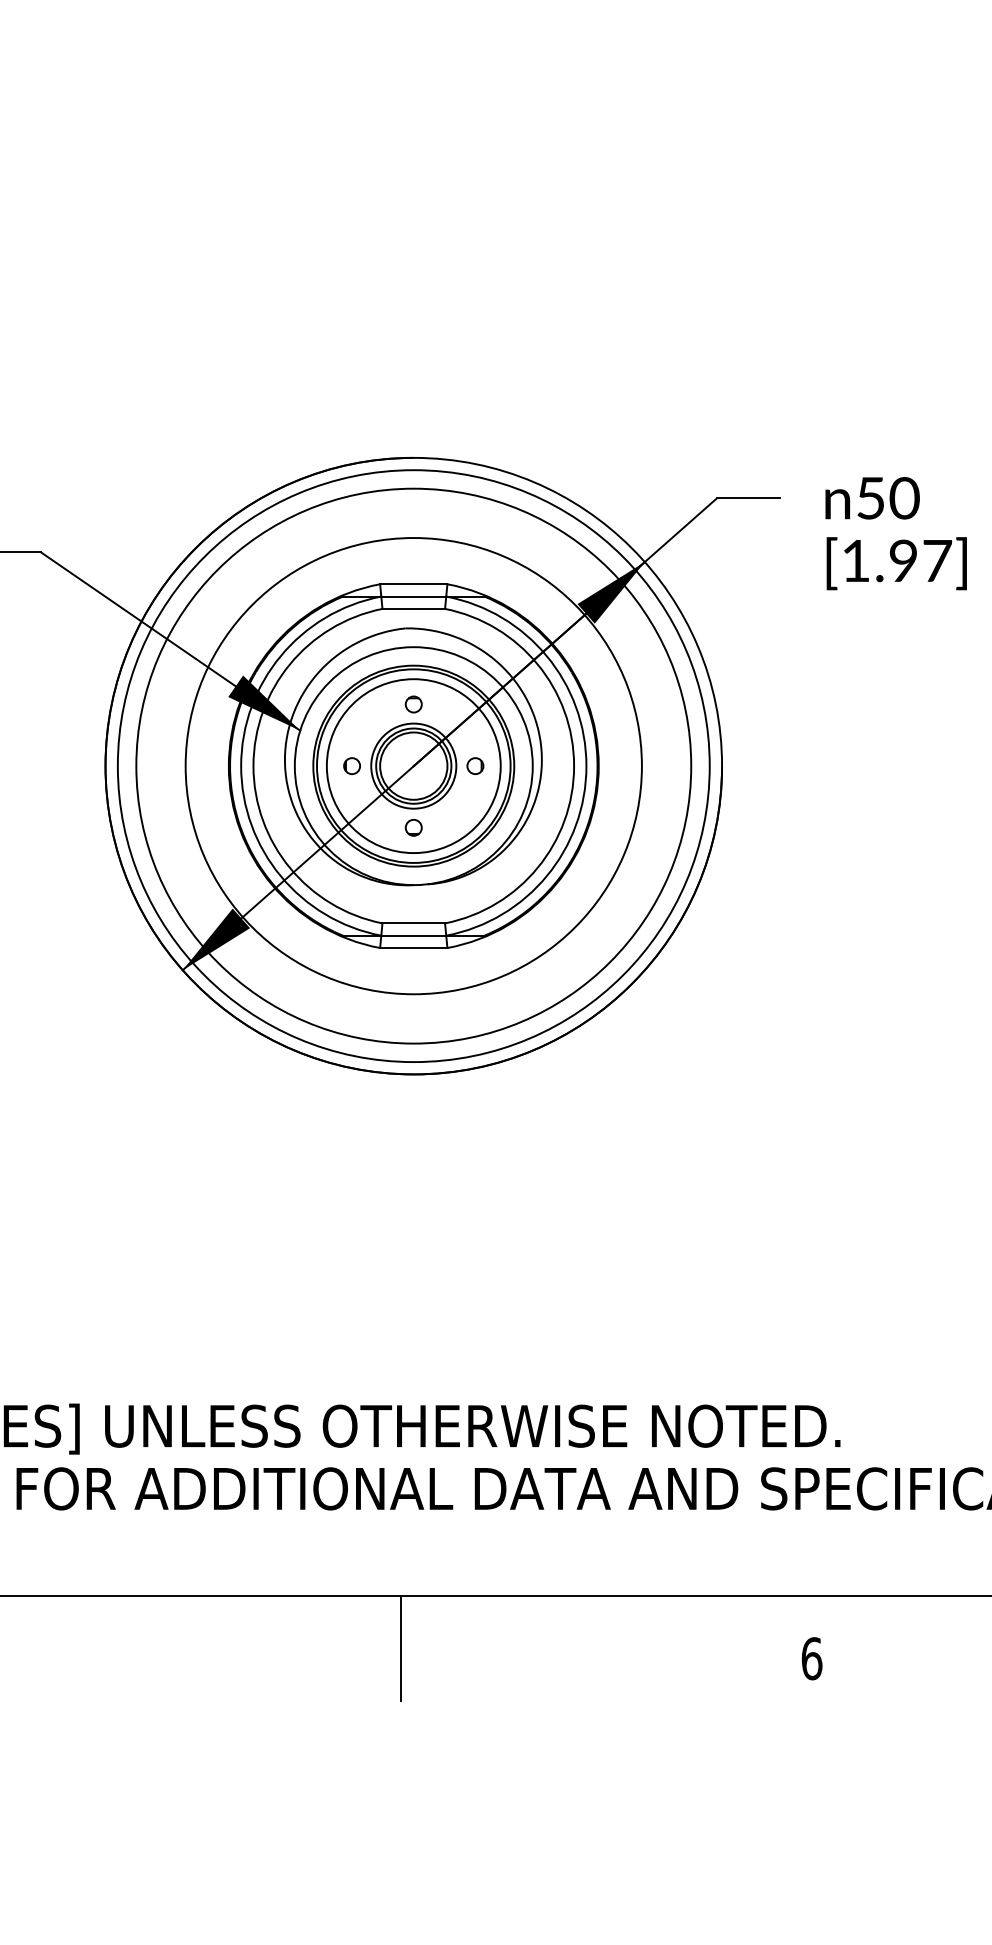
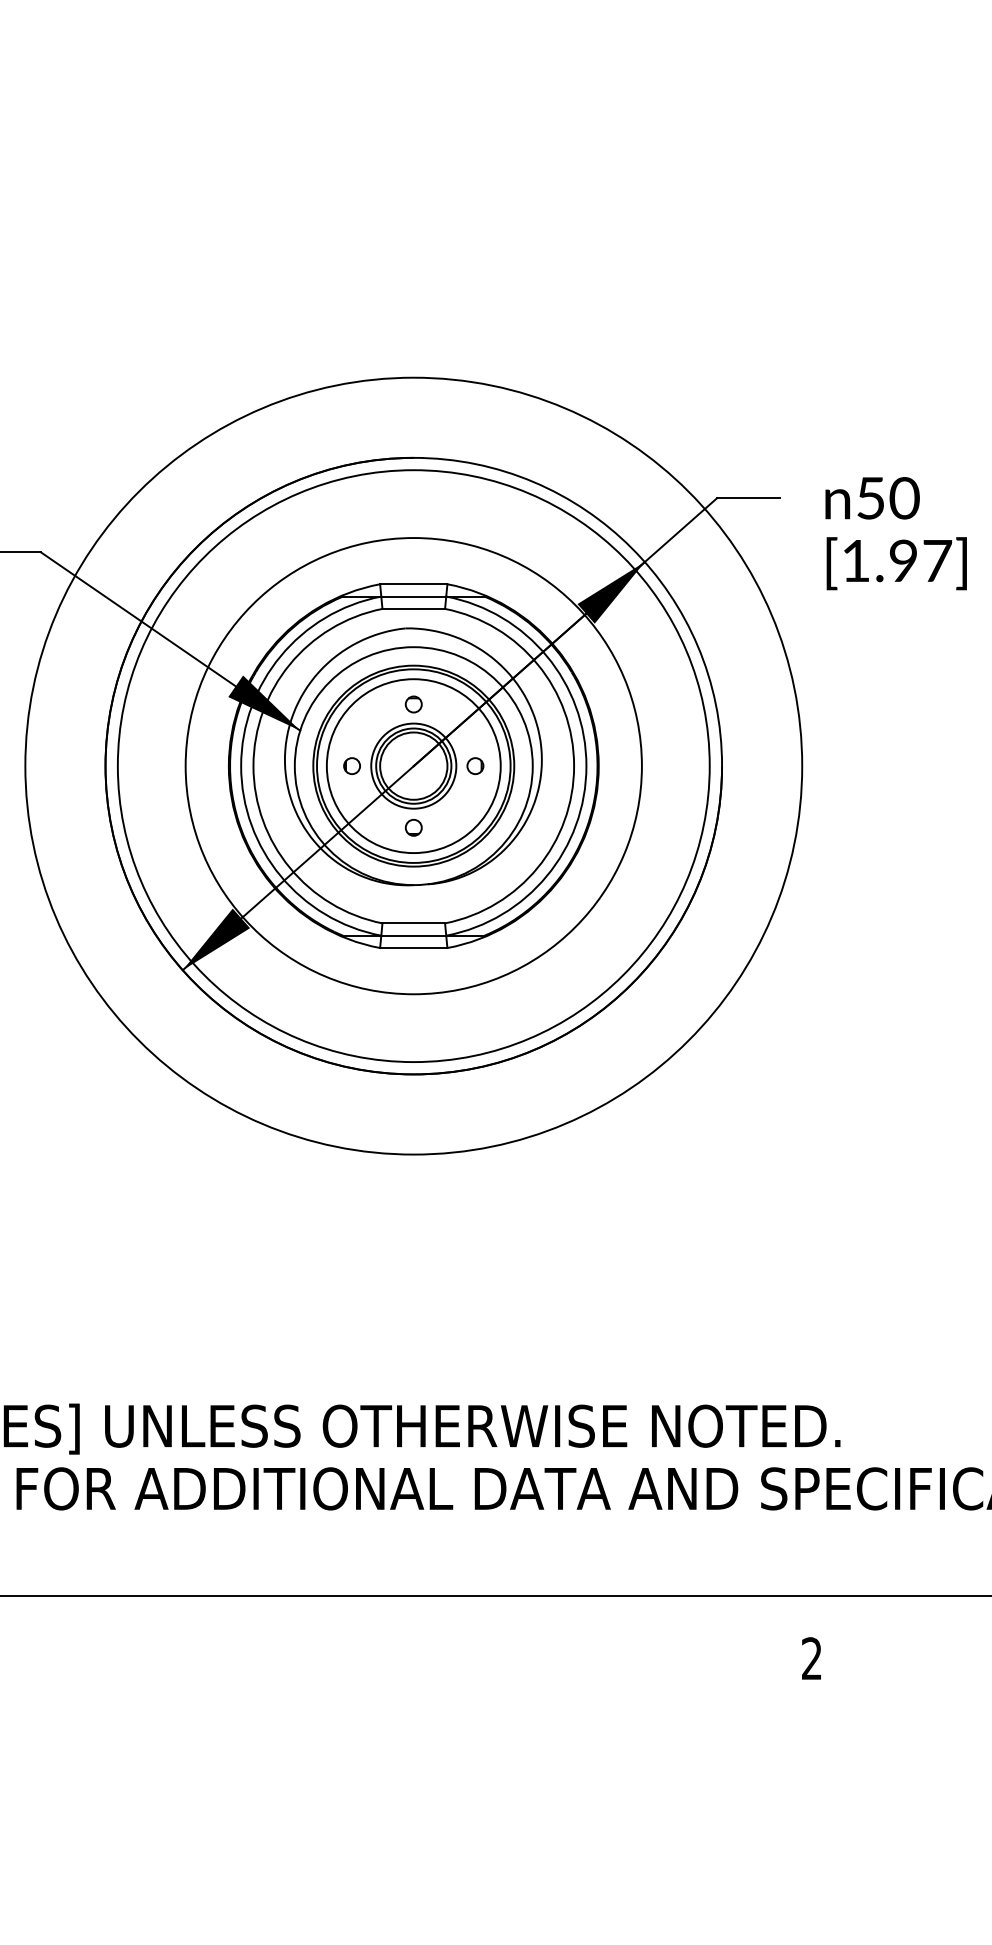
circle diameter: 555 px -> 777 px (413, 765)
line: present -> none (400, 1648)
text: 6 -> 2 (811, 1658)
